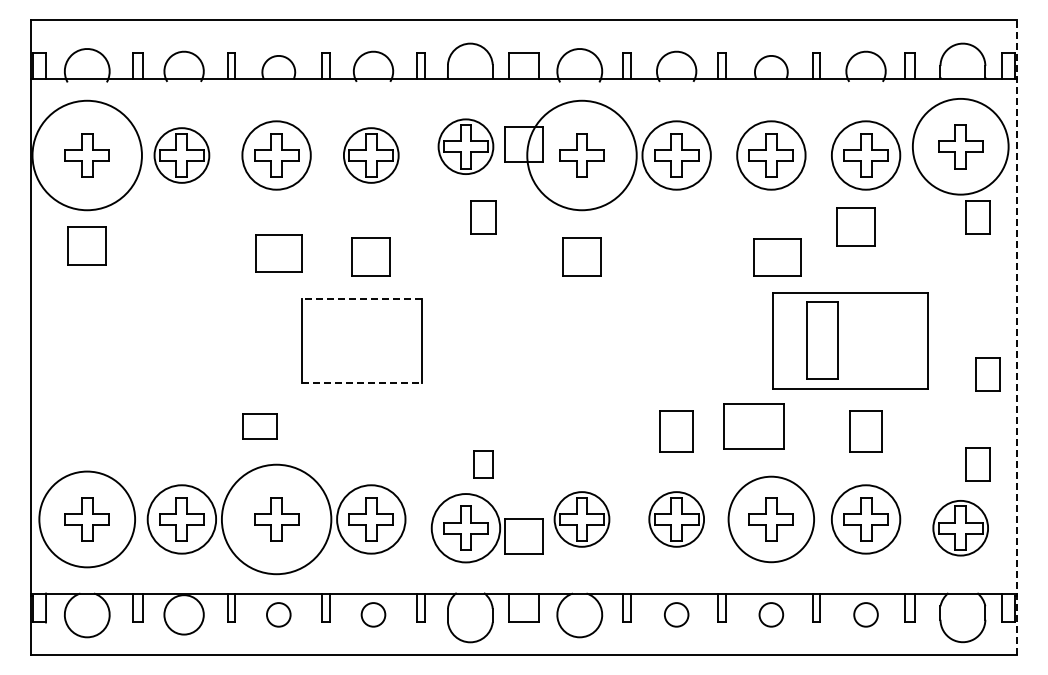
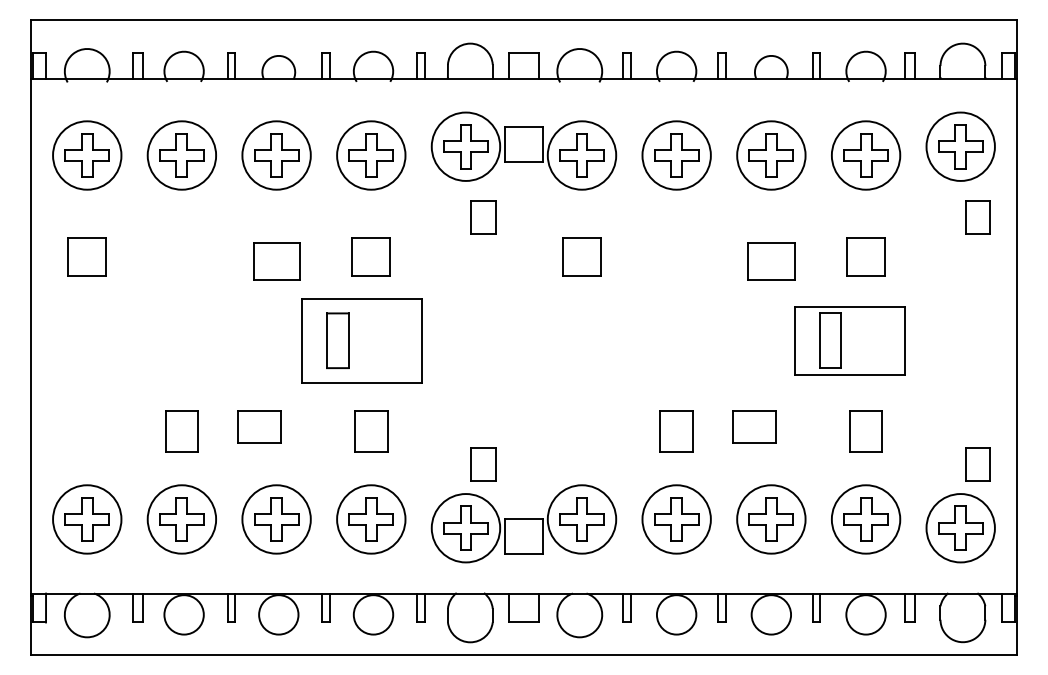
circle diameter: 55 px -> 68 px (465, 146)
circle diameter: 96 px -> 68 px (960, 146)
circle diameter: 109 px -> 68 px (87, 155)
circle diameter: 55 px -> 68 px (181, 155)
circle diameter: 55 px -> 68 px (371, 155)
circle diameter: 109 px -> 68 px (581, 155)
part position: (855, 226) -> (865, 256) (865, 256)
part position: (86, 245) -> (86, 256) (86, 256)
part position: (278, 253) -> (276, 261) (276, 261)
part position: (777, 257) -> (771, 261) (771, 261)
line: dashed -> solid (361, 298)
line: dashed -> solid (1016, 337)
part: none -> present (337, 340)
part size: 157x98 px -> 112x70 px (849, 340)
part: present -> none (987, 374)
line: dashed -> solid (361, 382)
part size: 36x27 px -> 45x34 px (259, 426)
part size: 62x47 px -> 45x34 px (754, 426)
part: none -> present (181, 431)
part: none -> present (371, 431)
part size: 21x29 px -> 27x35 px (483, 464)
circle diameter: 96 px -> 68 px (87, 519)
circle diameter: 109 px -> 68 px (276, 519)
circle diameter: 55 px -> 68 px (581, 519)
circle diameter: 55 px -> 68 px (676, 519)
circle diameter: 86 px -> 68 px (771, 519)
circle diameter: 55 px -> 68 px (960, 528)
circle diameter: 24 px -> 39 px (278, 614)
circle diameter: 24 px -> 39 px (373, 614)
circle diameter: 24 px -> 39 px (676, 614)
circle diameter: 24 px -> 39 px (771, 614)
circle diameter: 24 px -> 39 px (865, 614)
